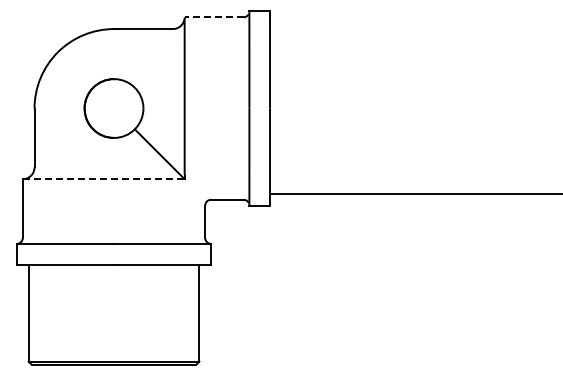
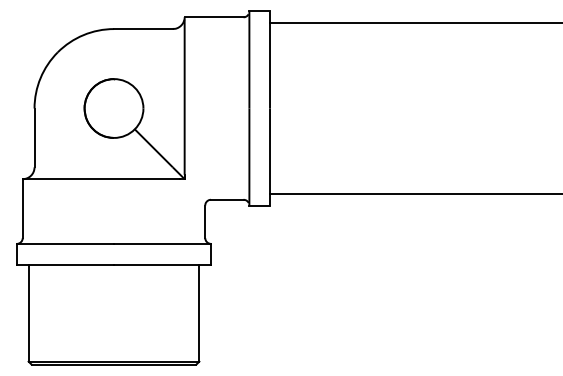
line: dashed -> solid (213, 17)
line: none -> present (414, 23)
line: dashed -> solid (101, 179)
